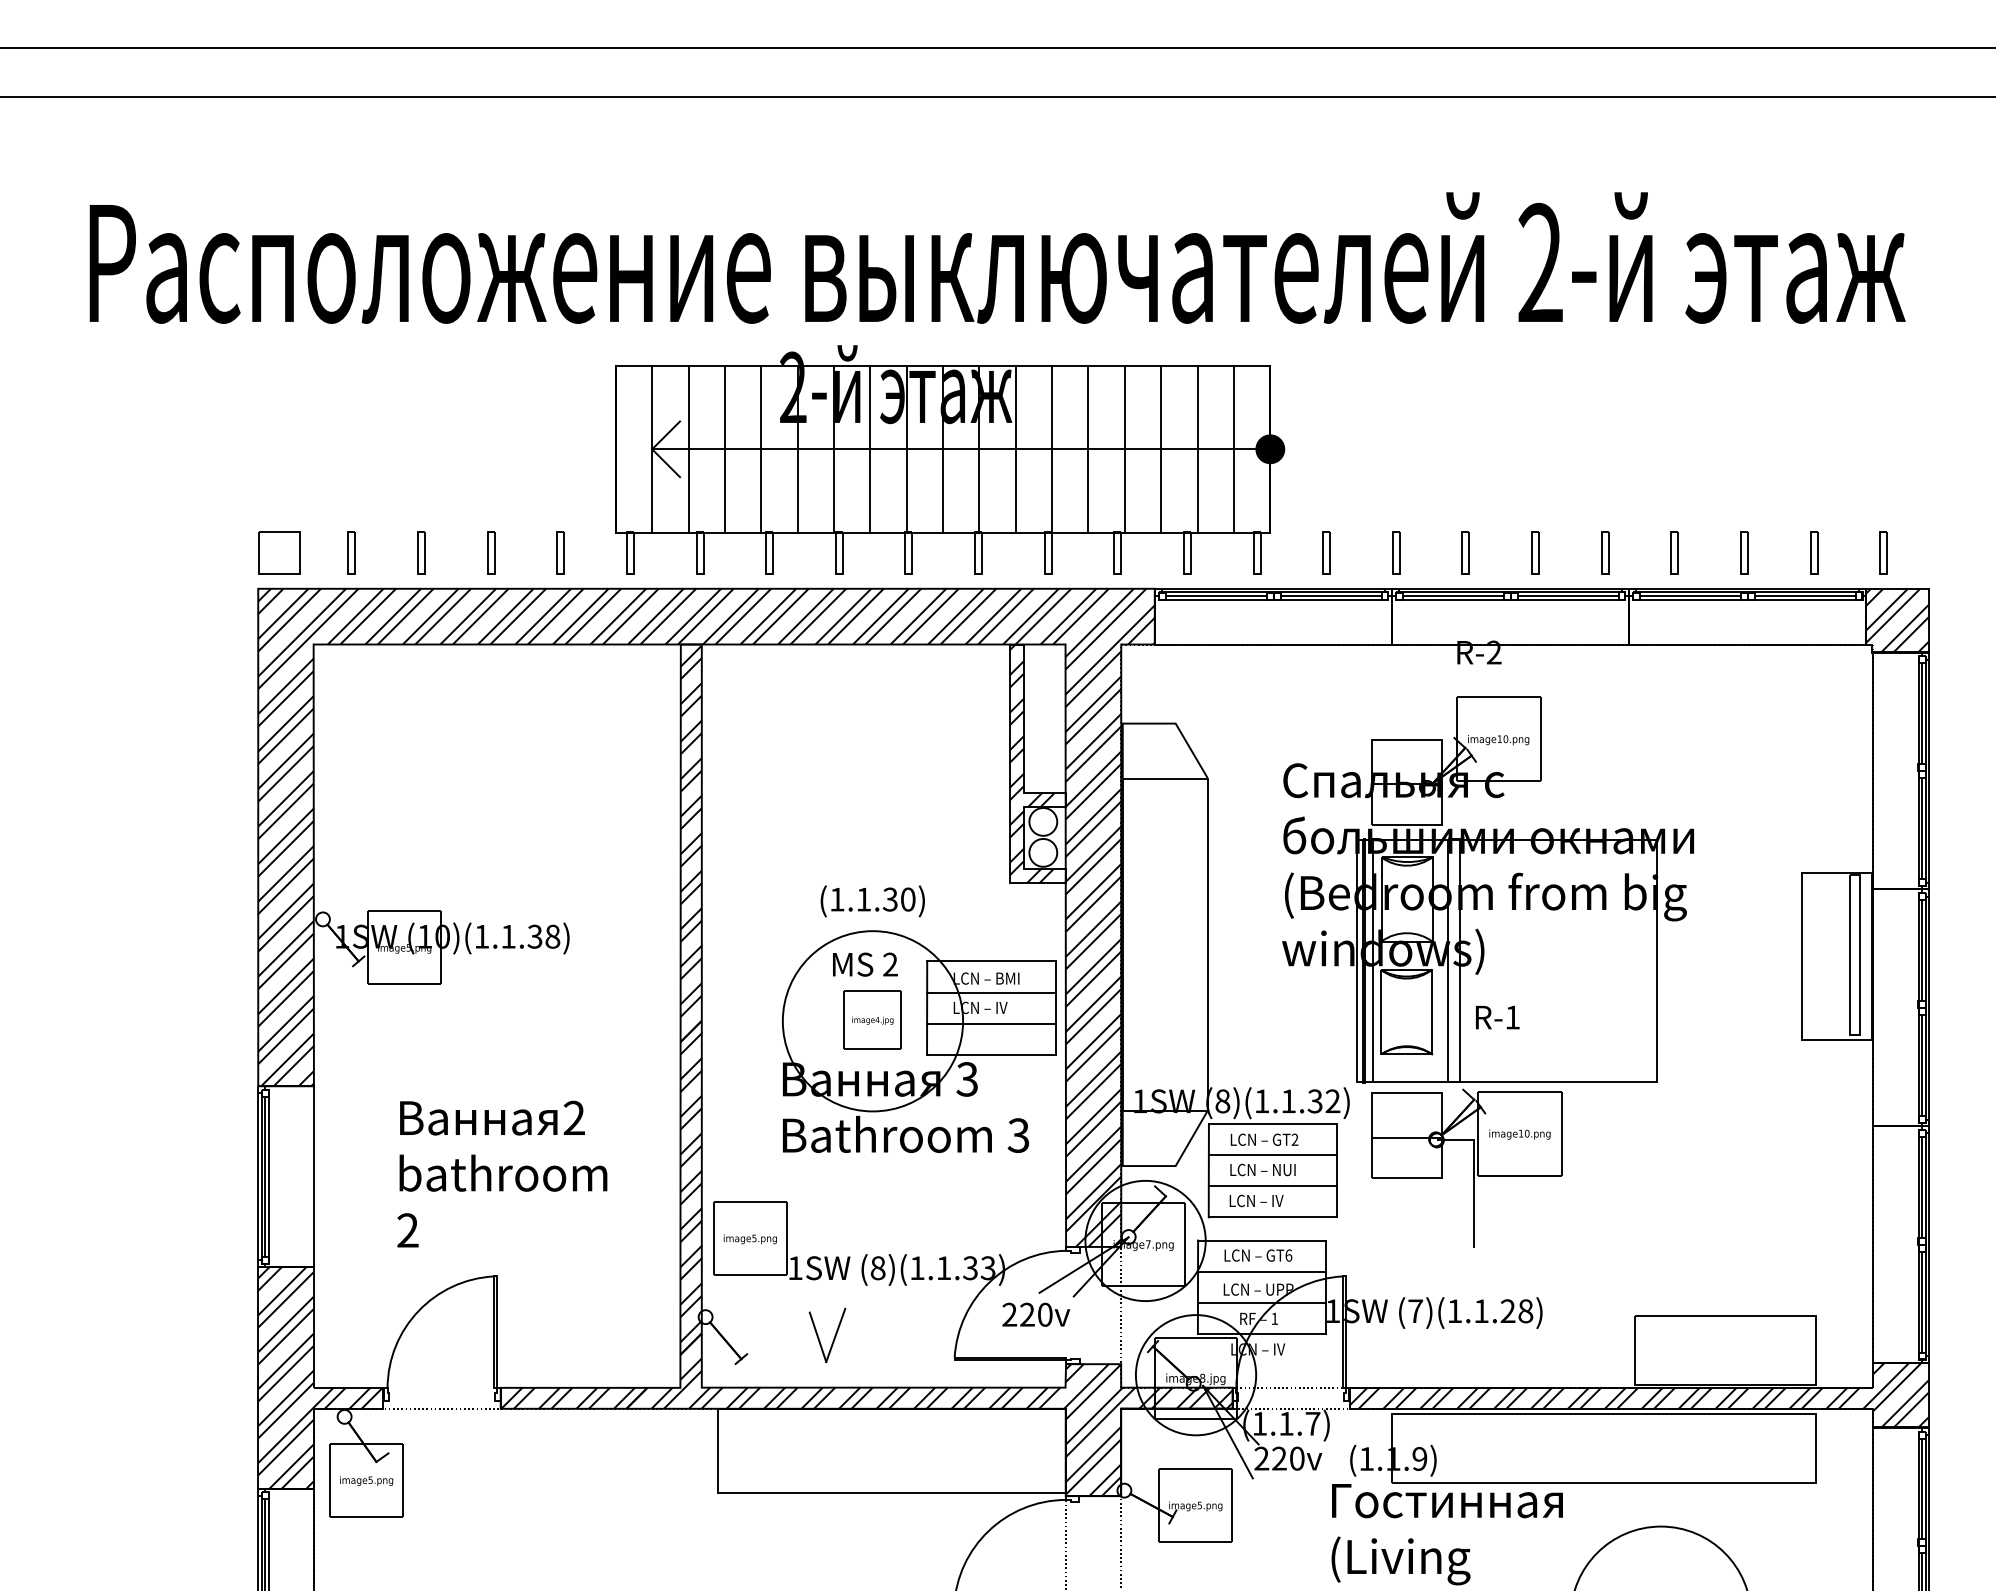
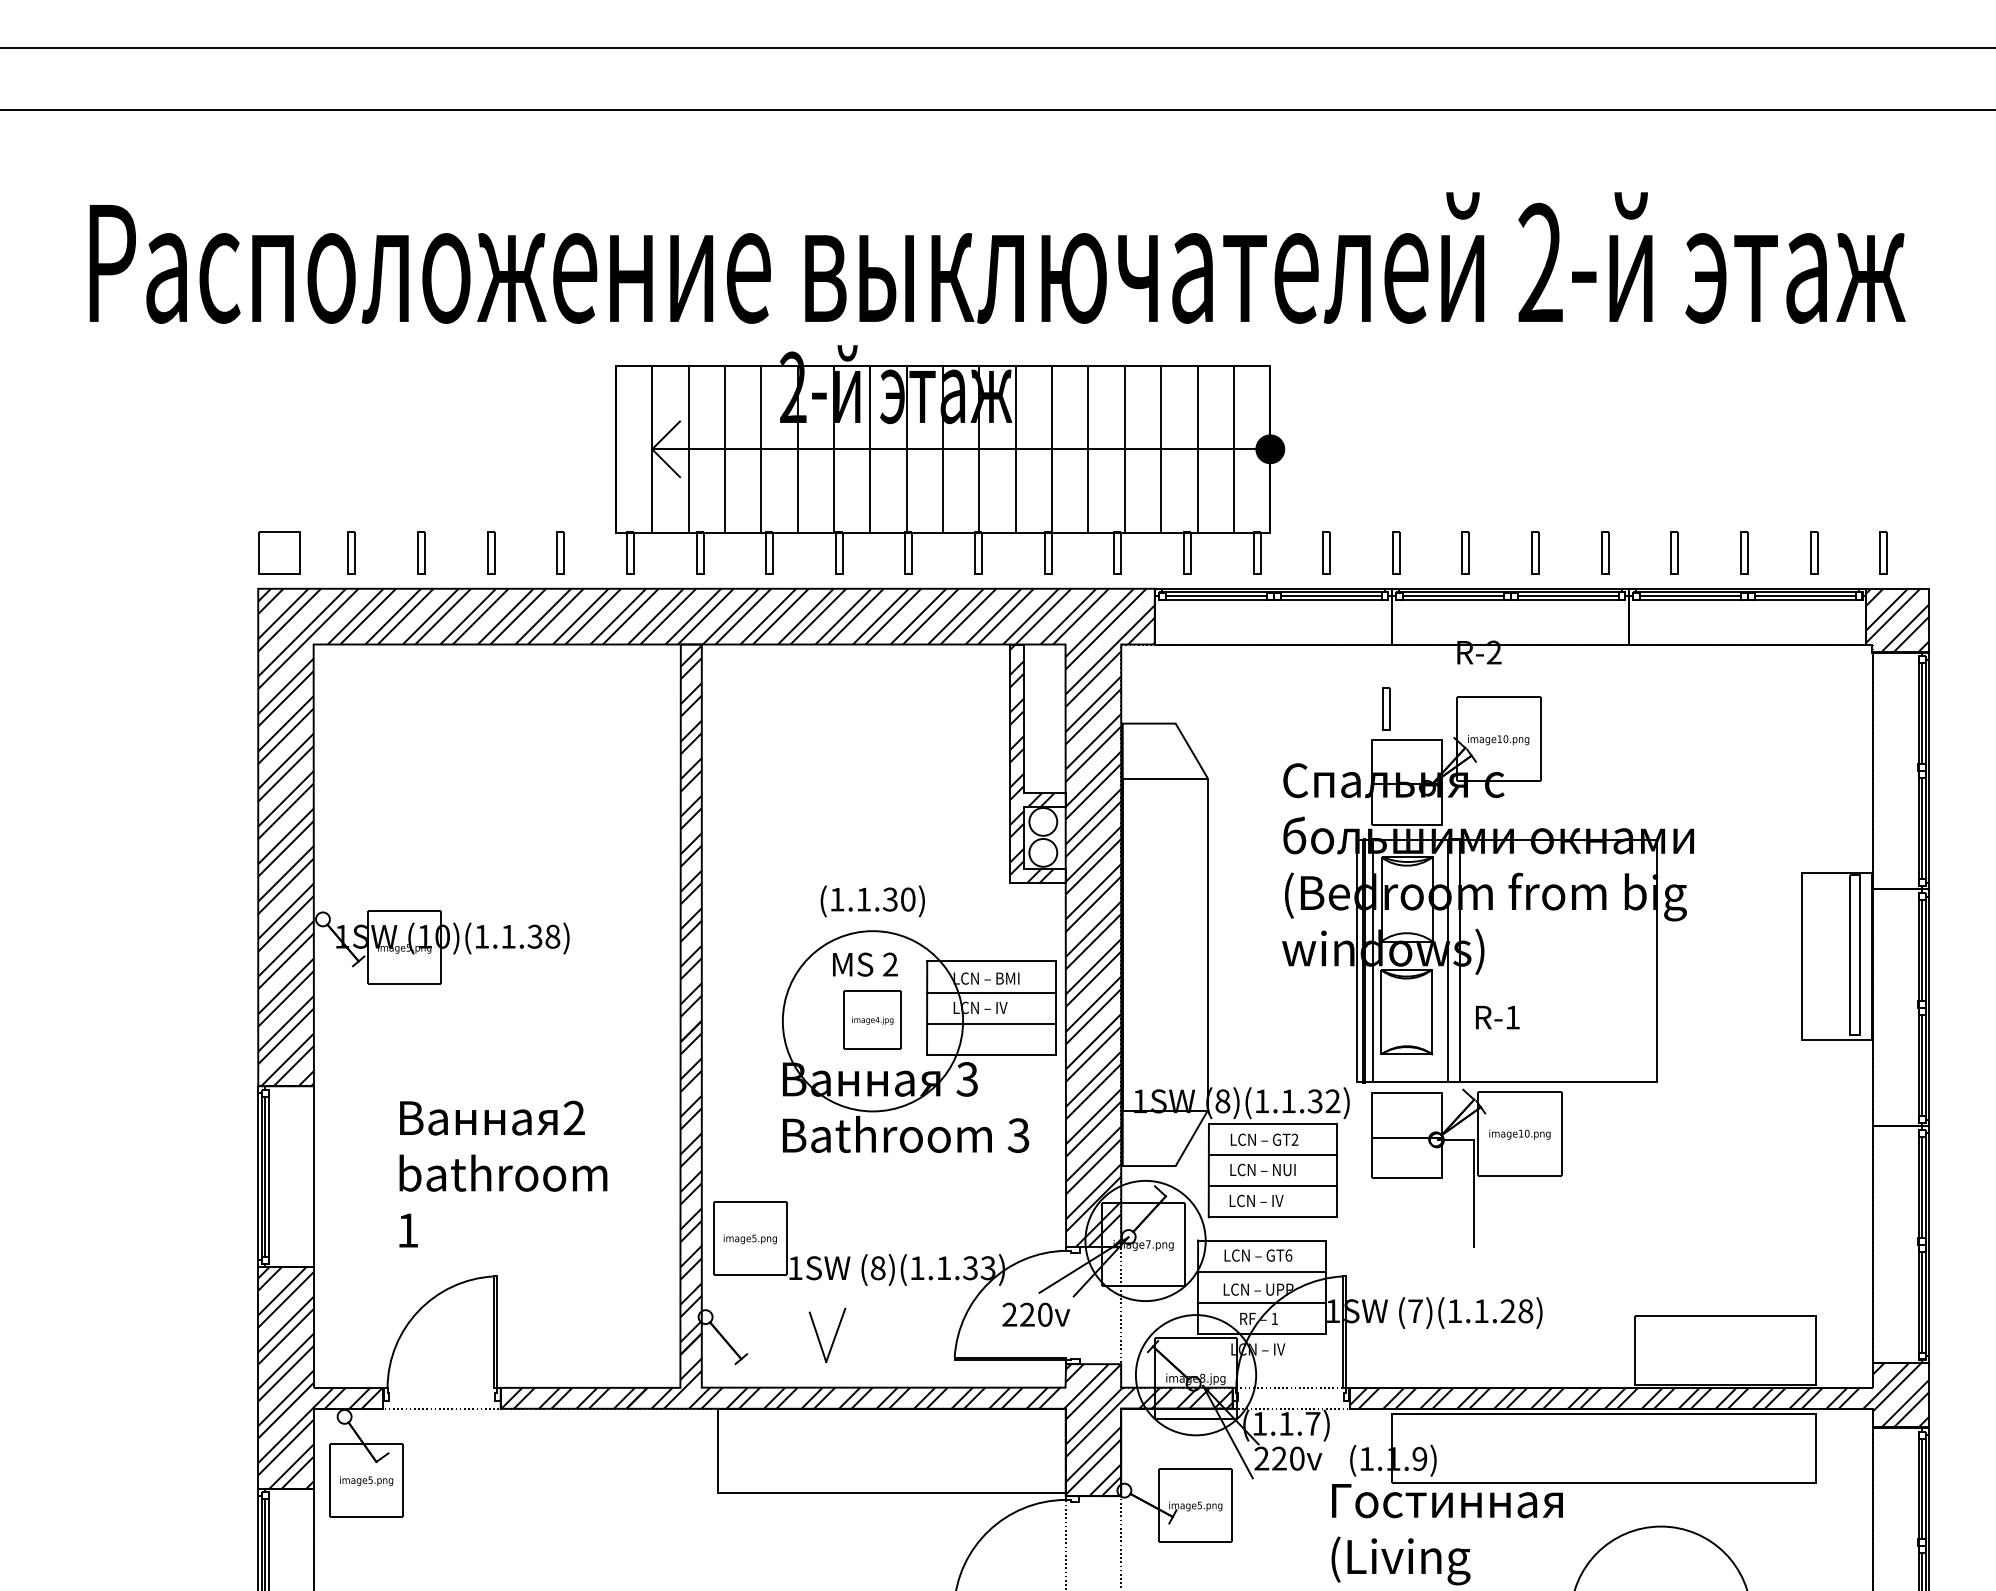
line position: (997, 96) -> (997, 109) (997, 109)
part: none -> present (1386, 708)
text: 2 -> 1 (407, 1230)
